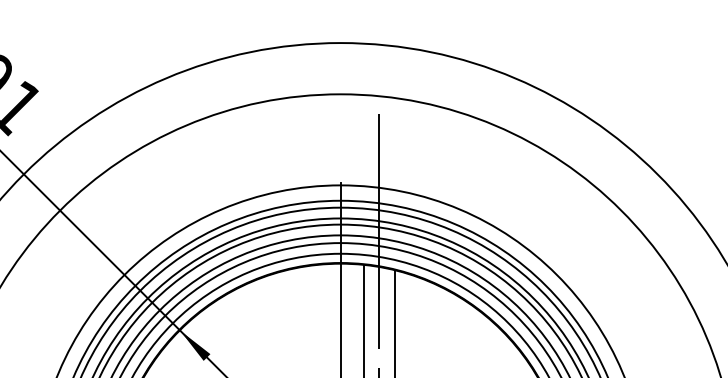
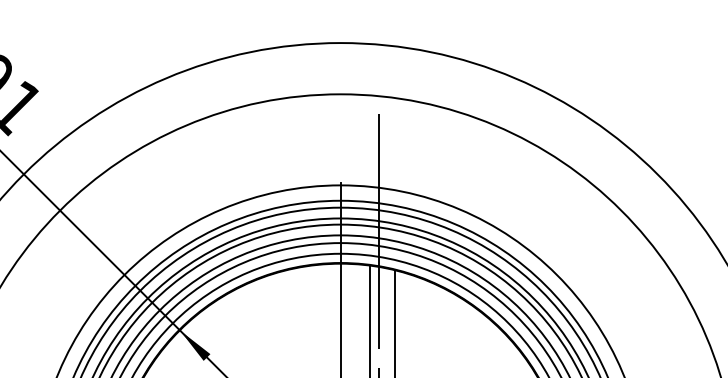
line position: (363, 319) -> (369, 319) (369, 319)
